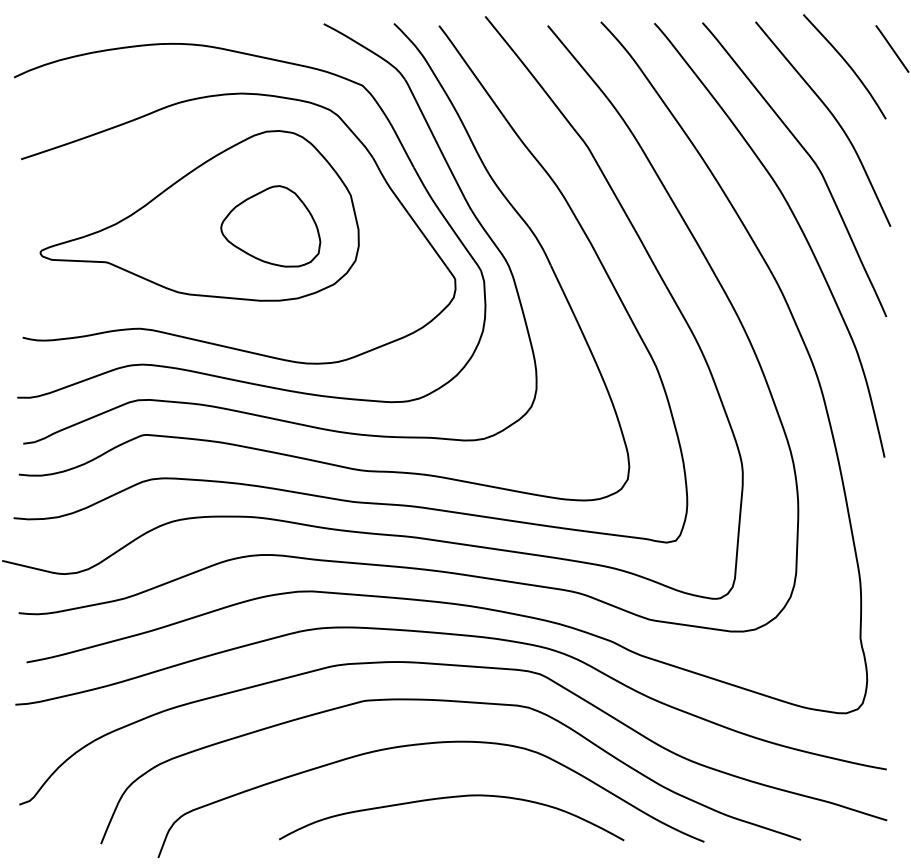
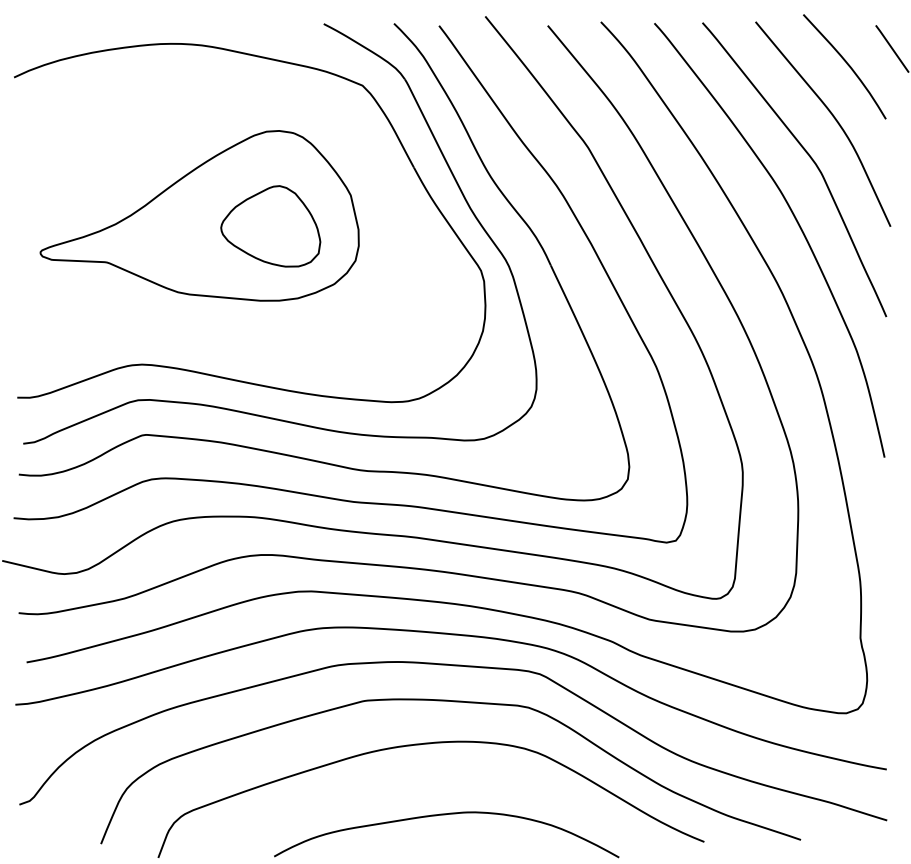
part: present -> none (212, 342)
curve position: (450, 798) -> (445, 815) (445, 815)
